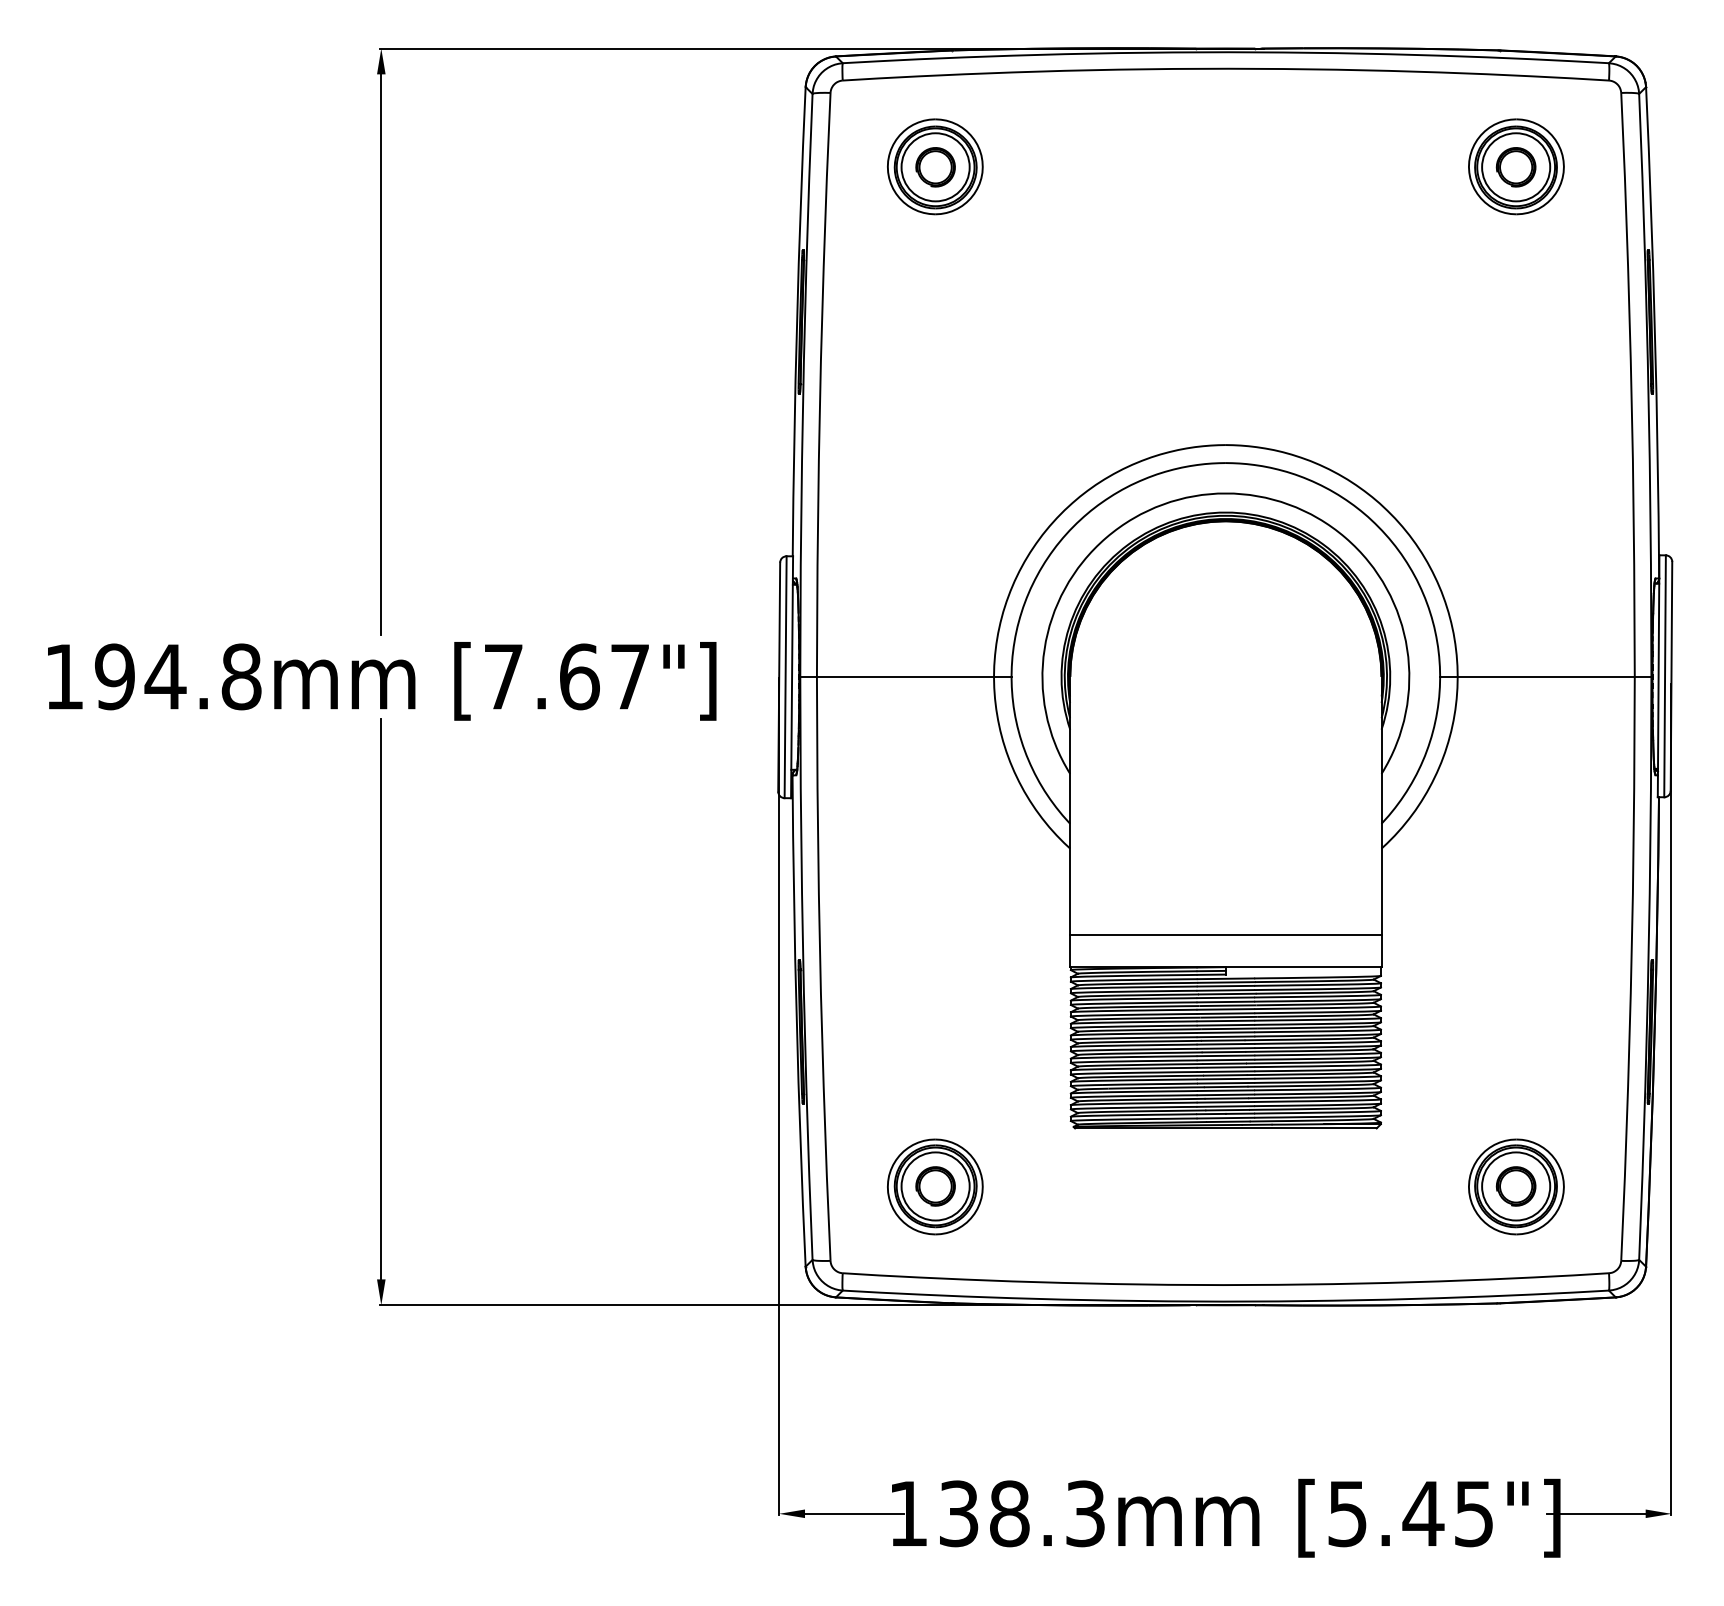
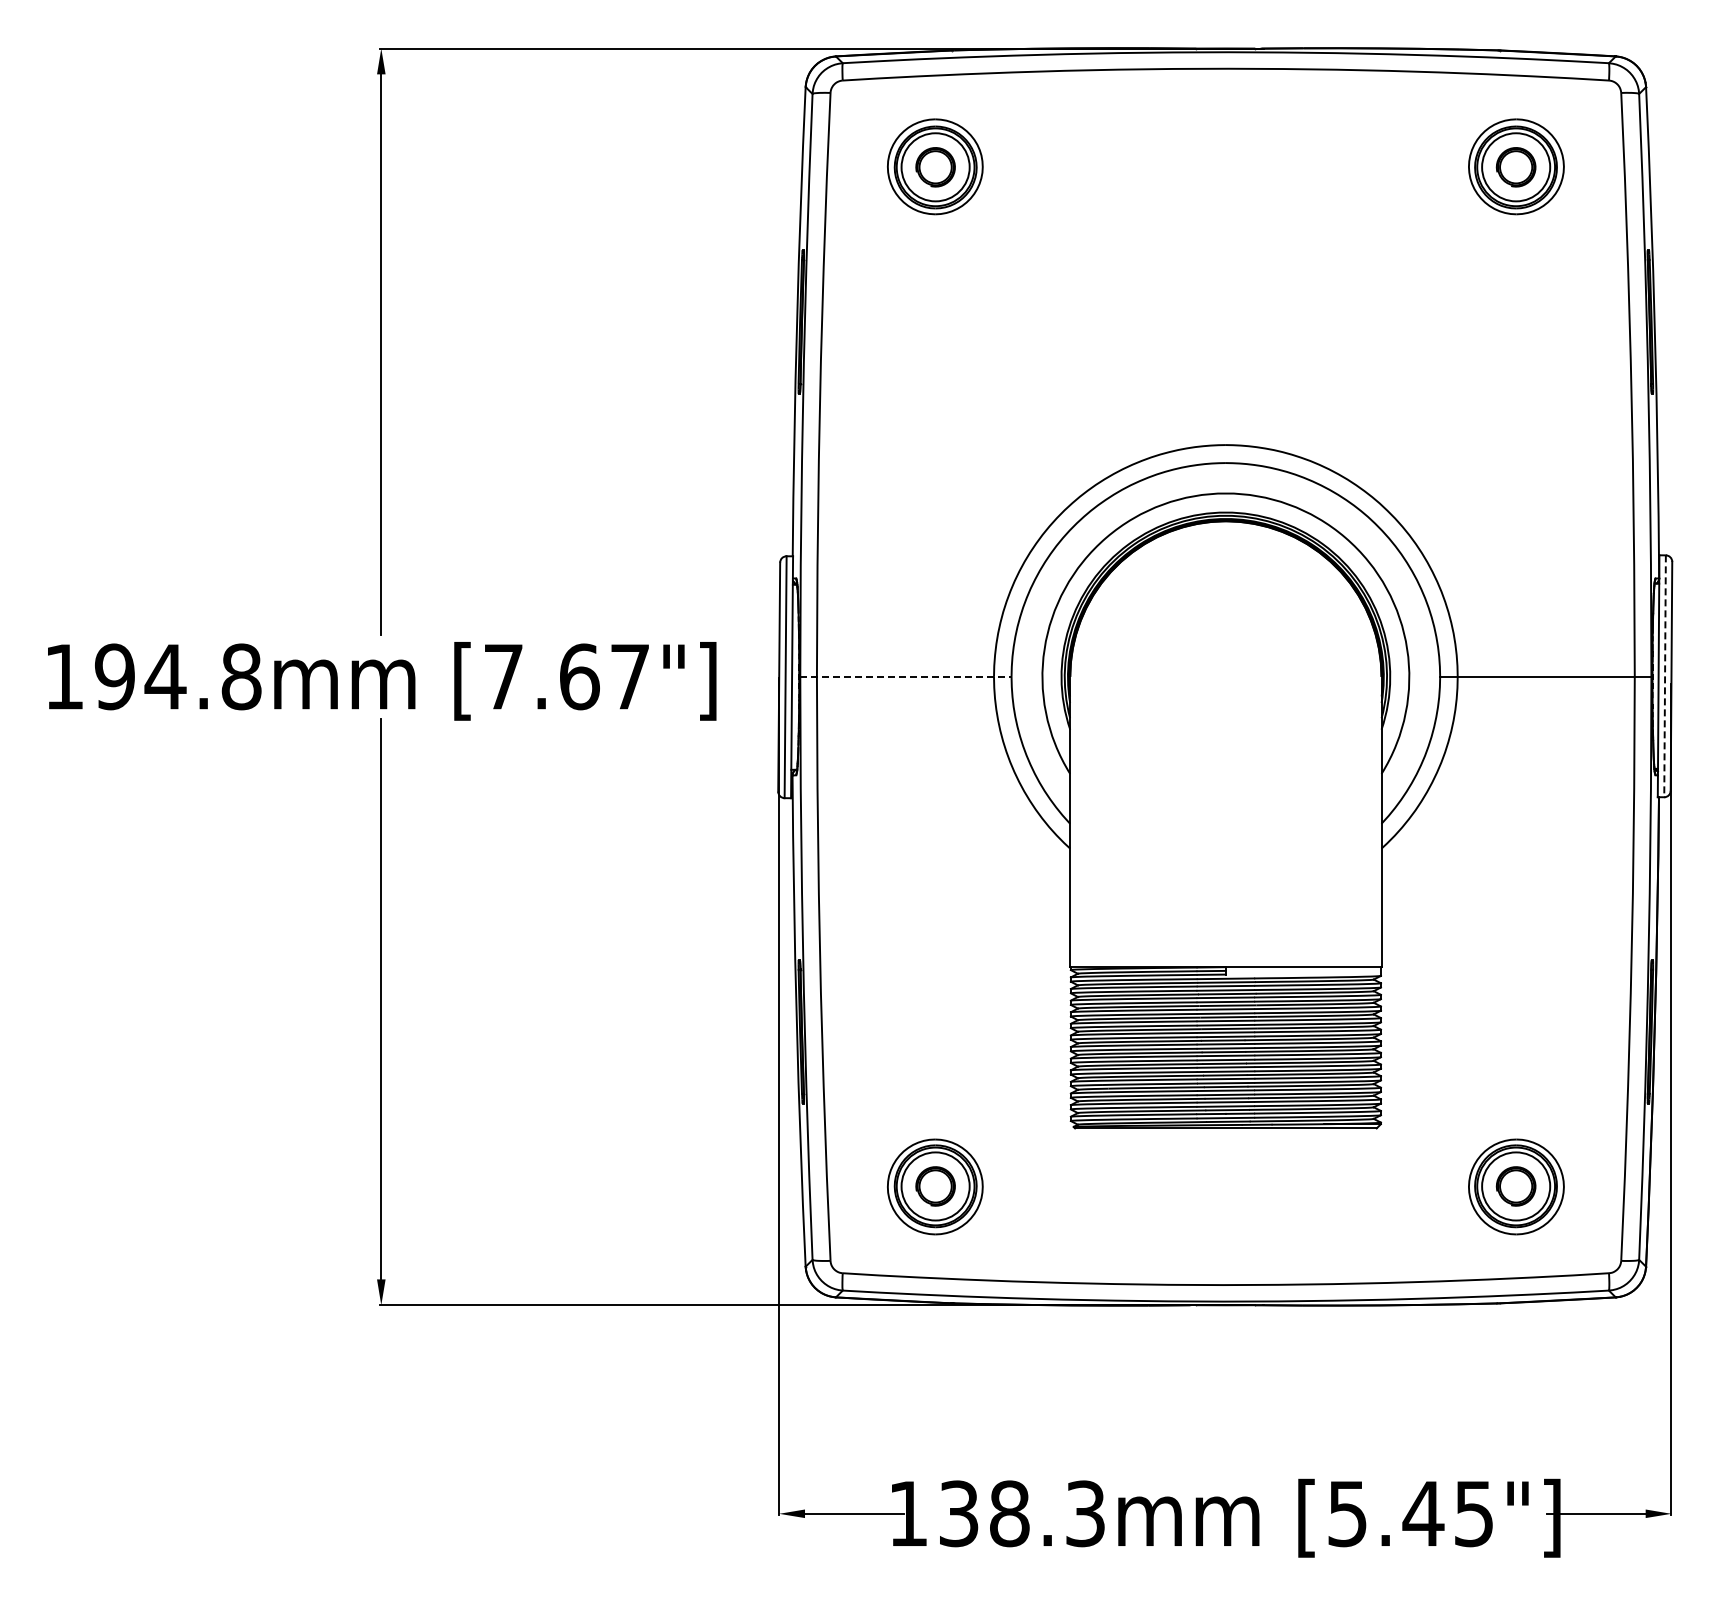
line: solid -> dashed (905, 676)
line: solid -> dashed (1665, 676)
line: present -> none (1225, 934)
